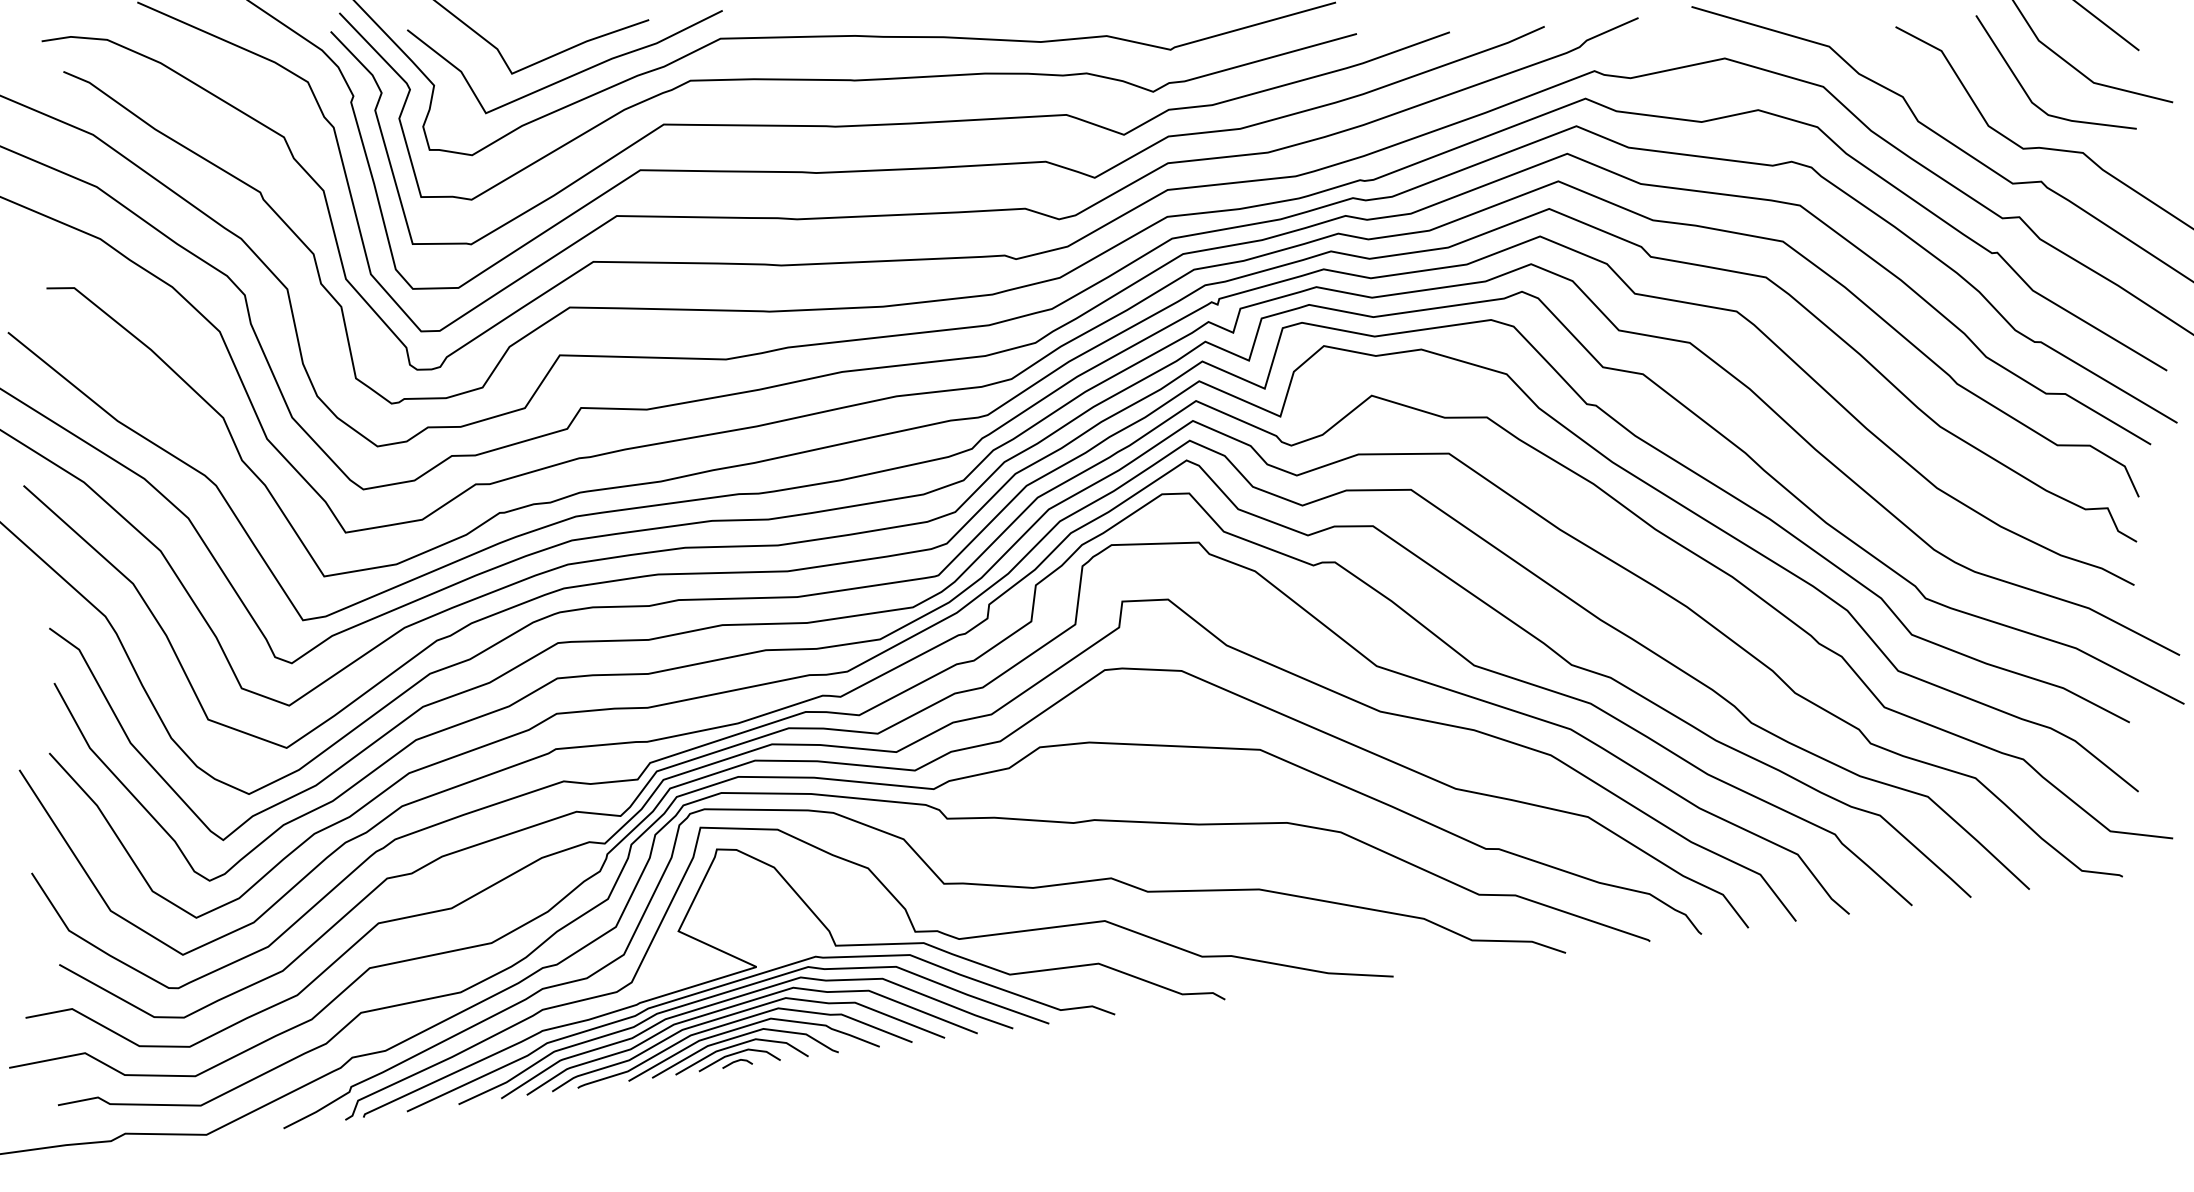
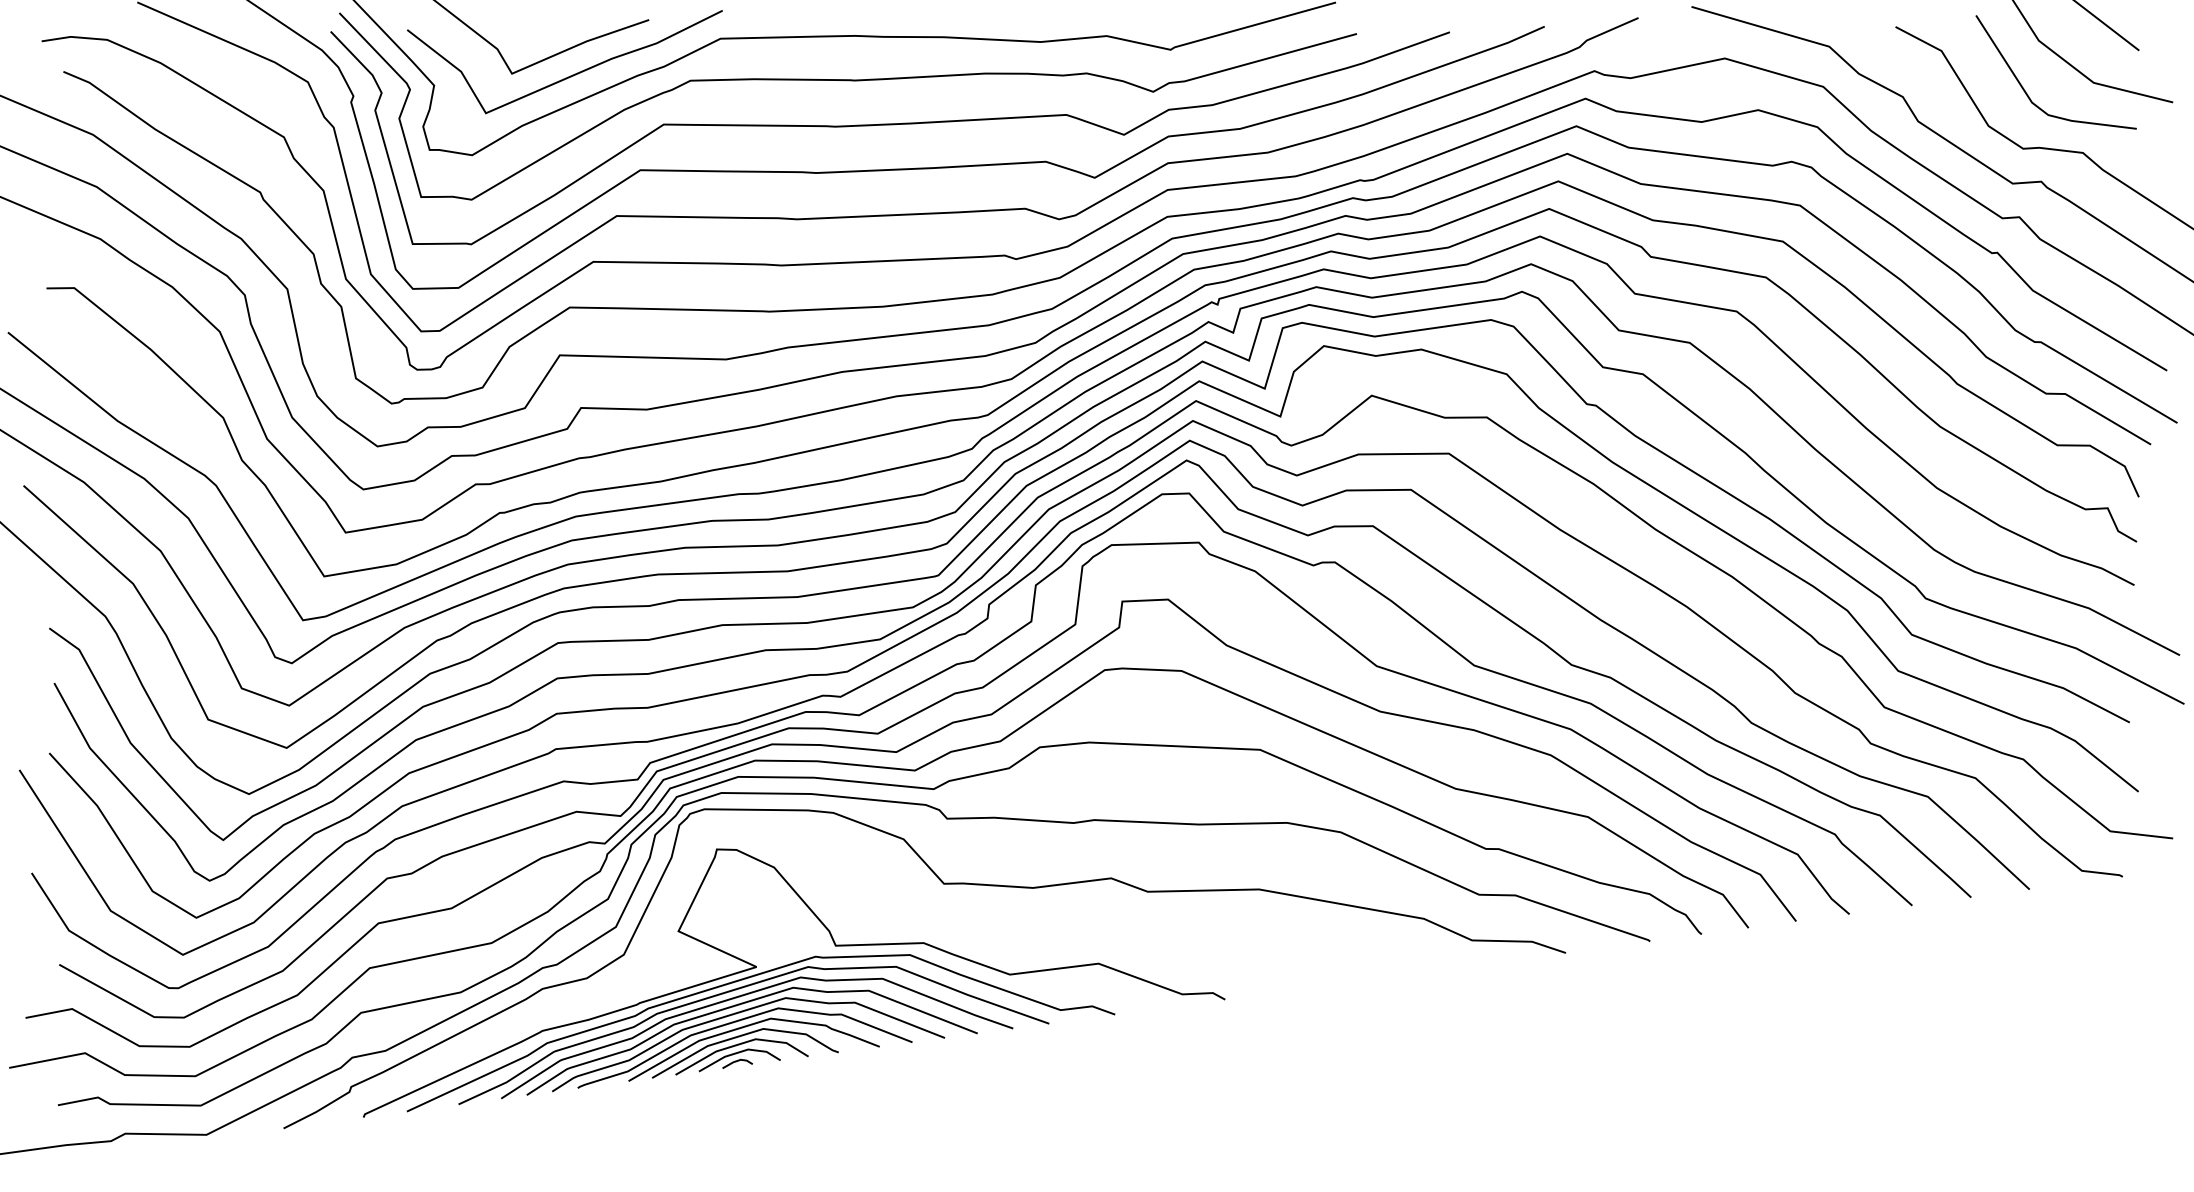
curve: present -> none (914, 932)
